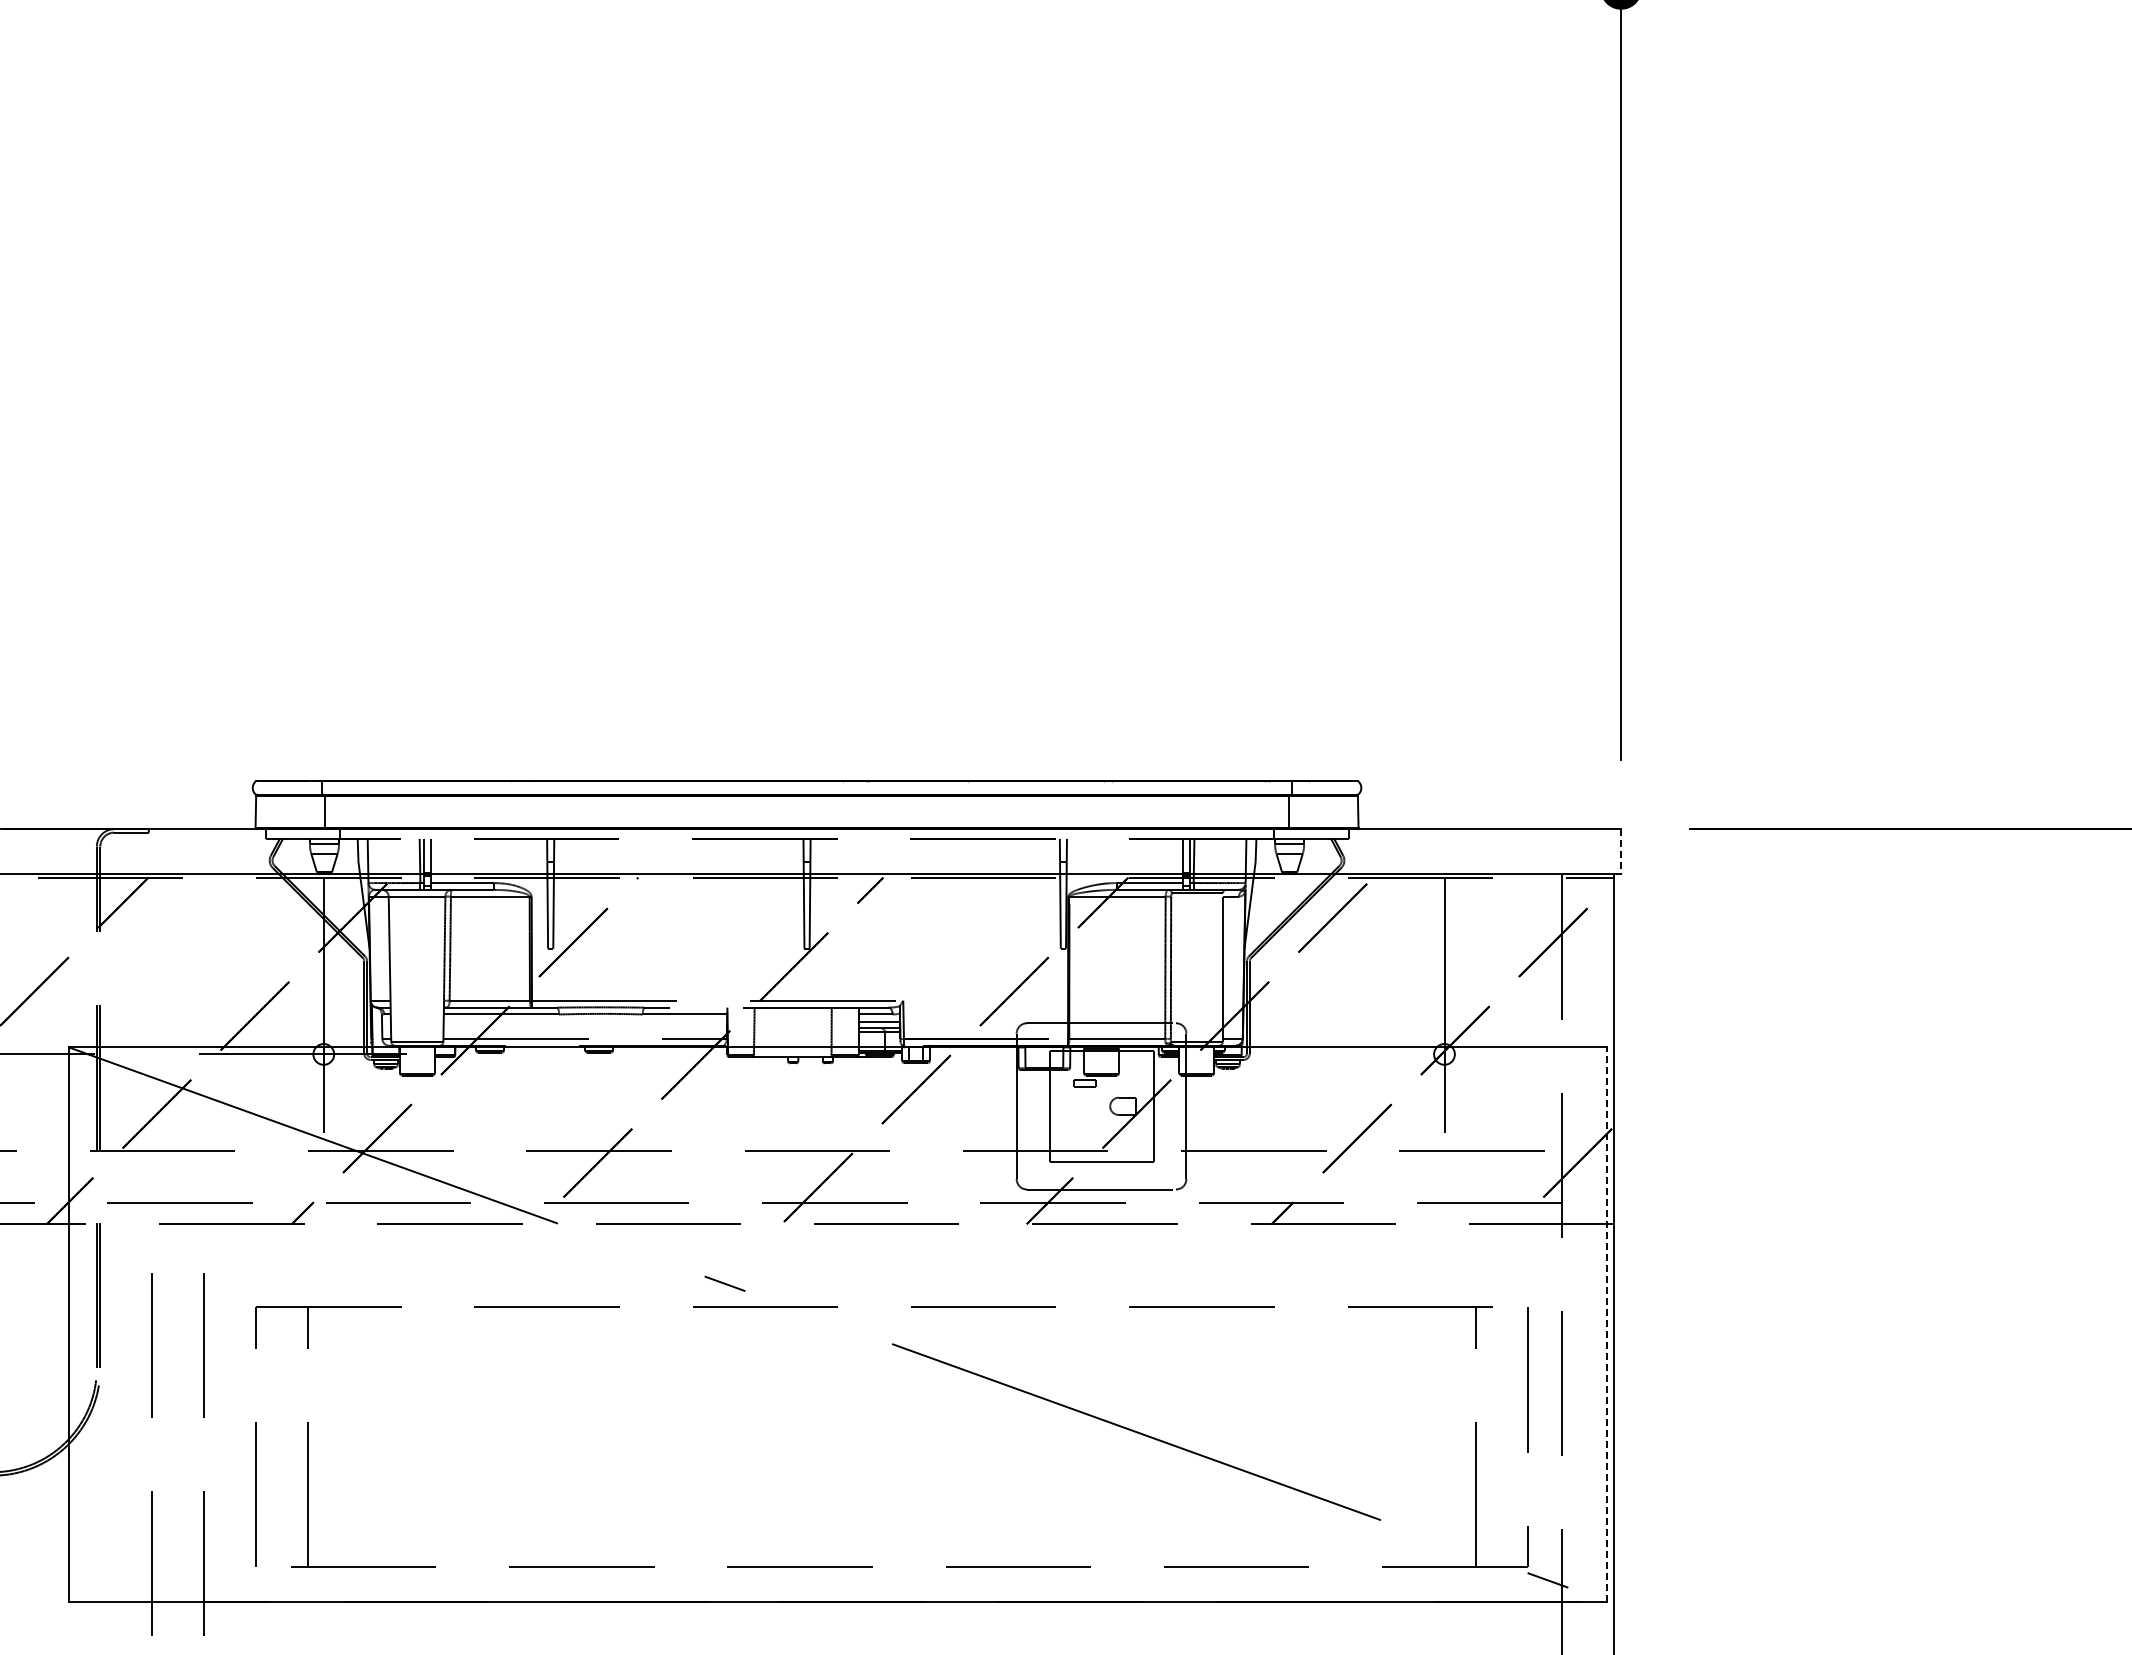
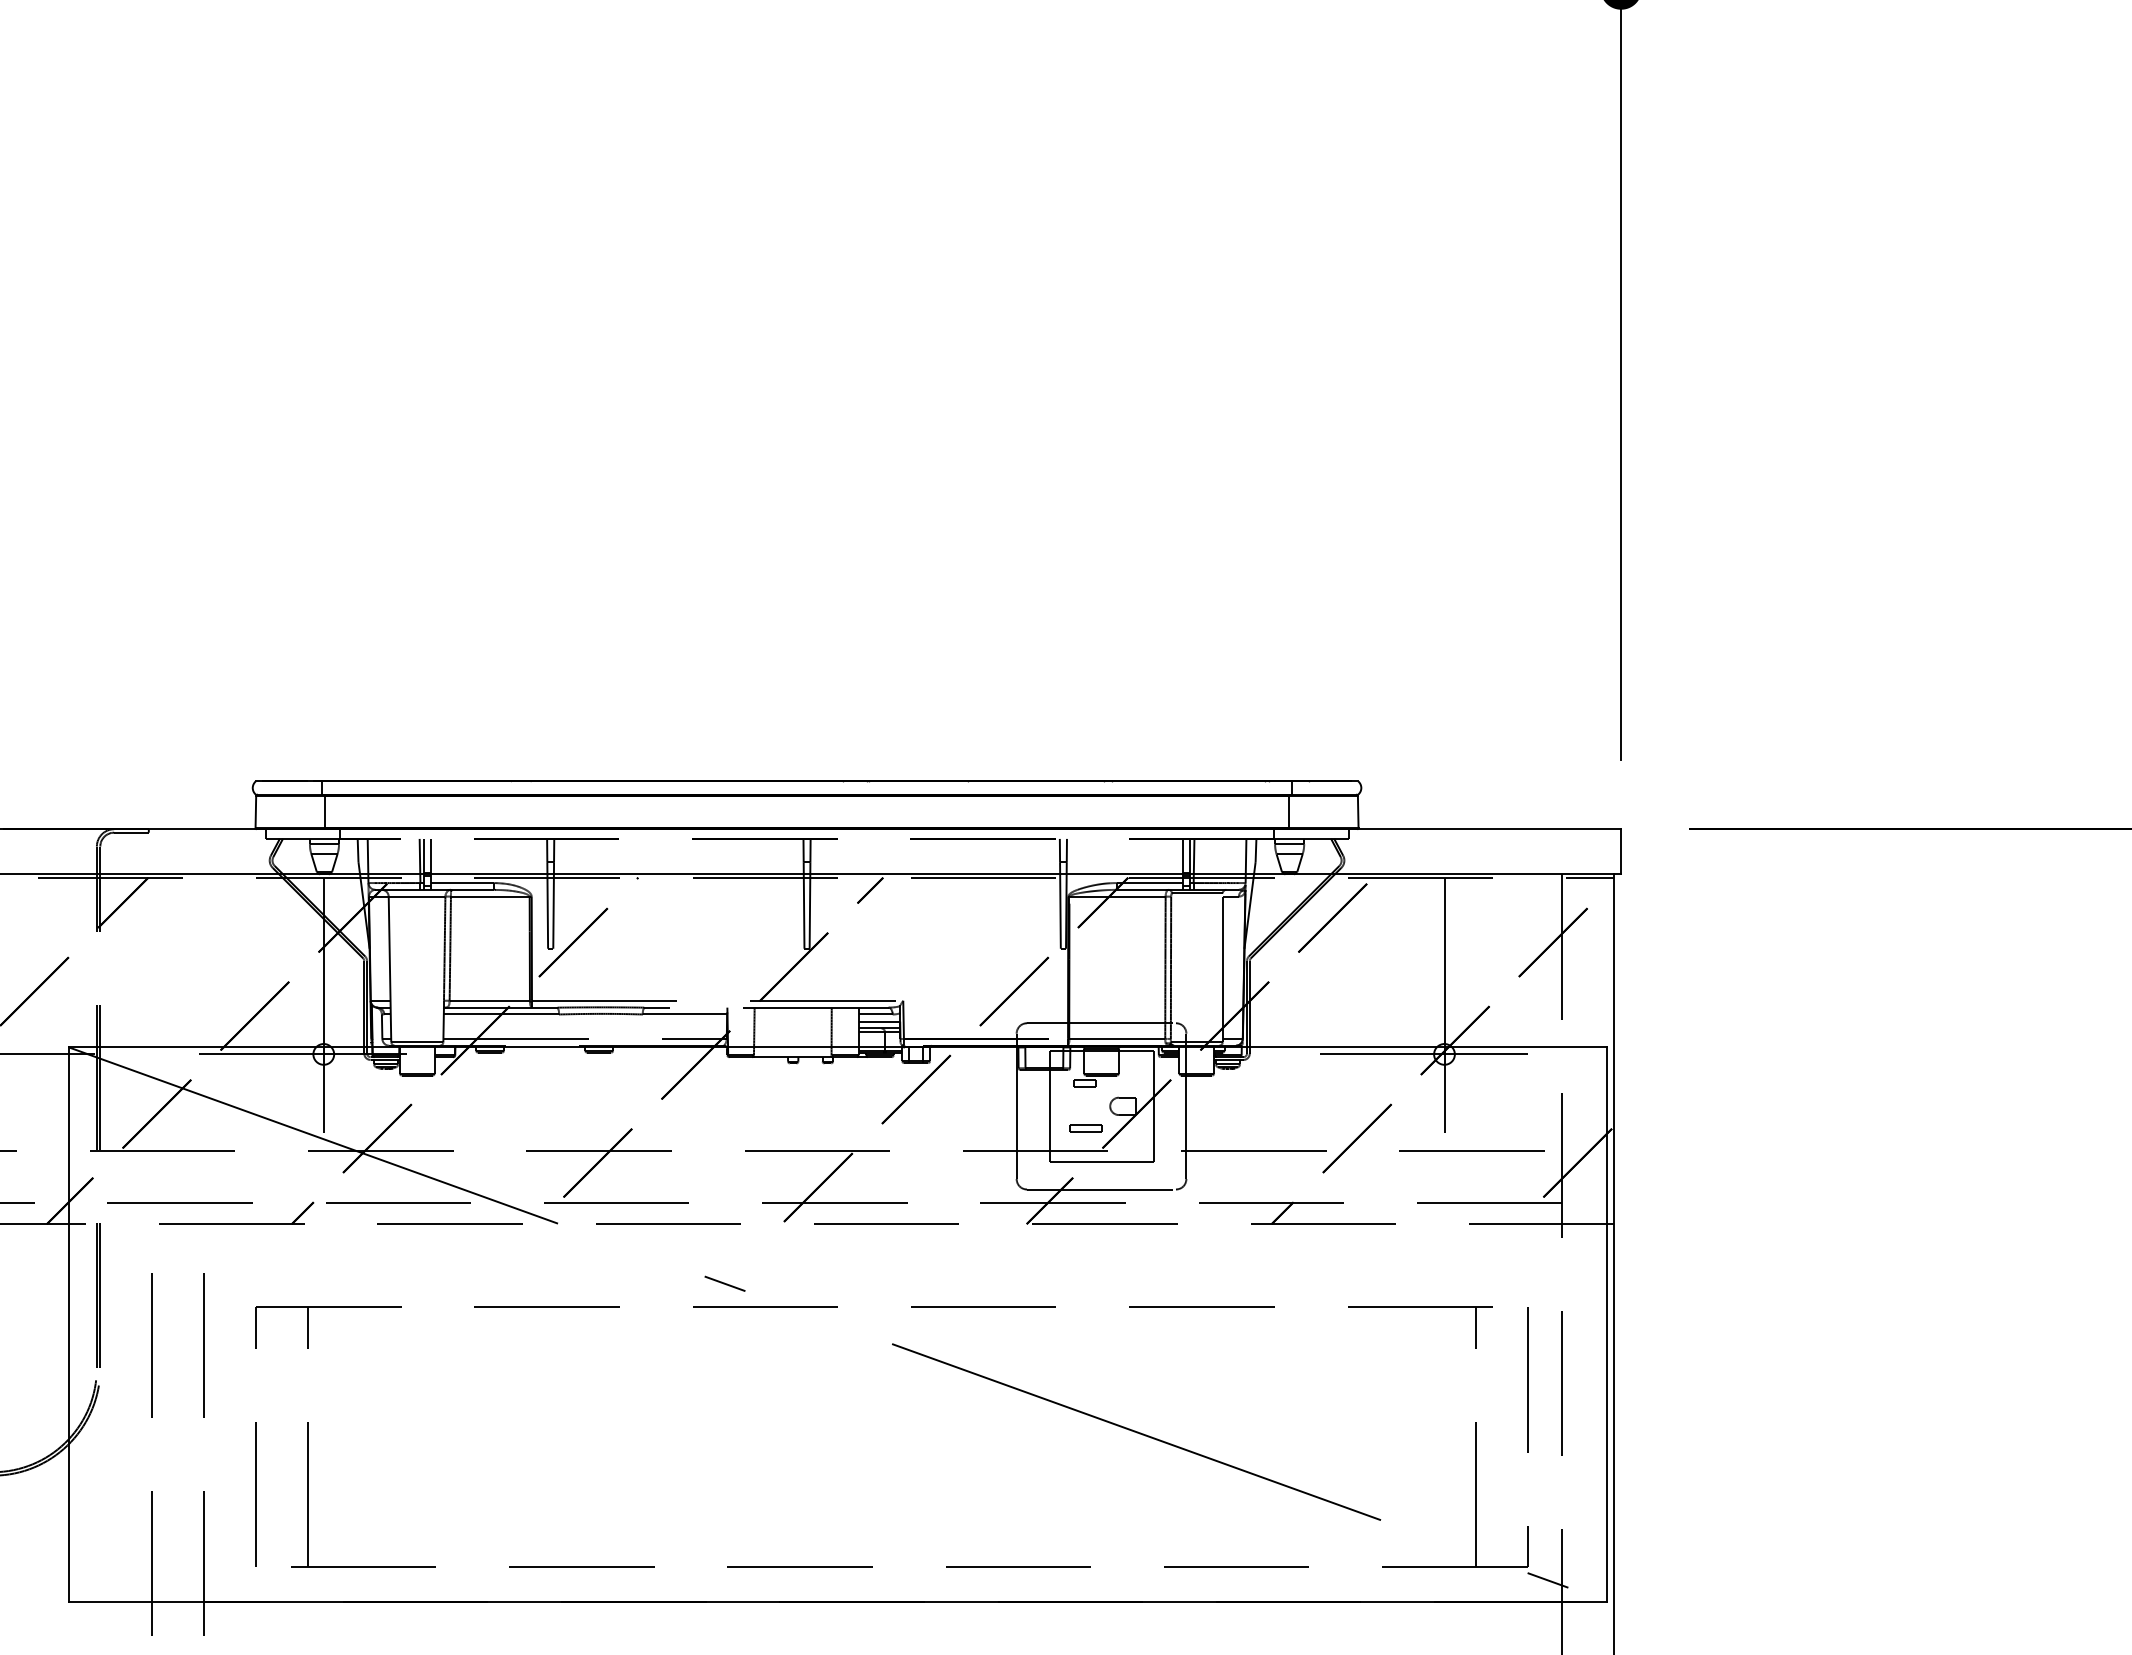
line: dashed -> solid (1621, 851)
line: none -> present (1423, 1054)
part: none -> present (1085, 1128)
line: dashed -> solid (1607, 1324)
